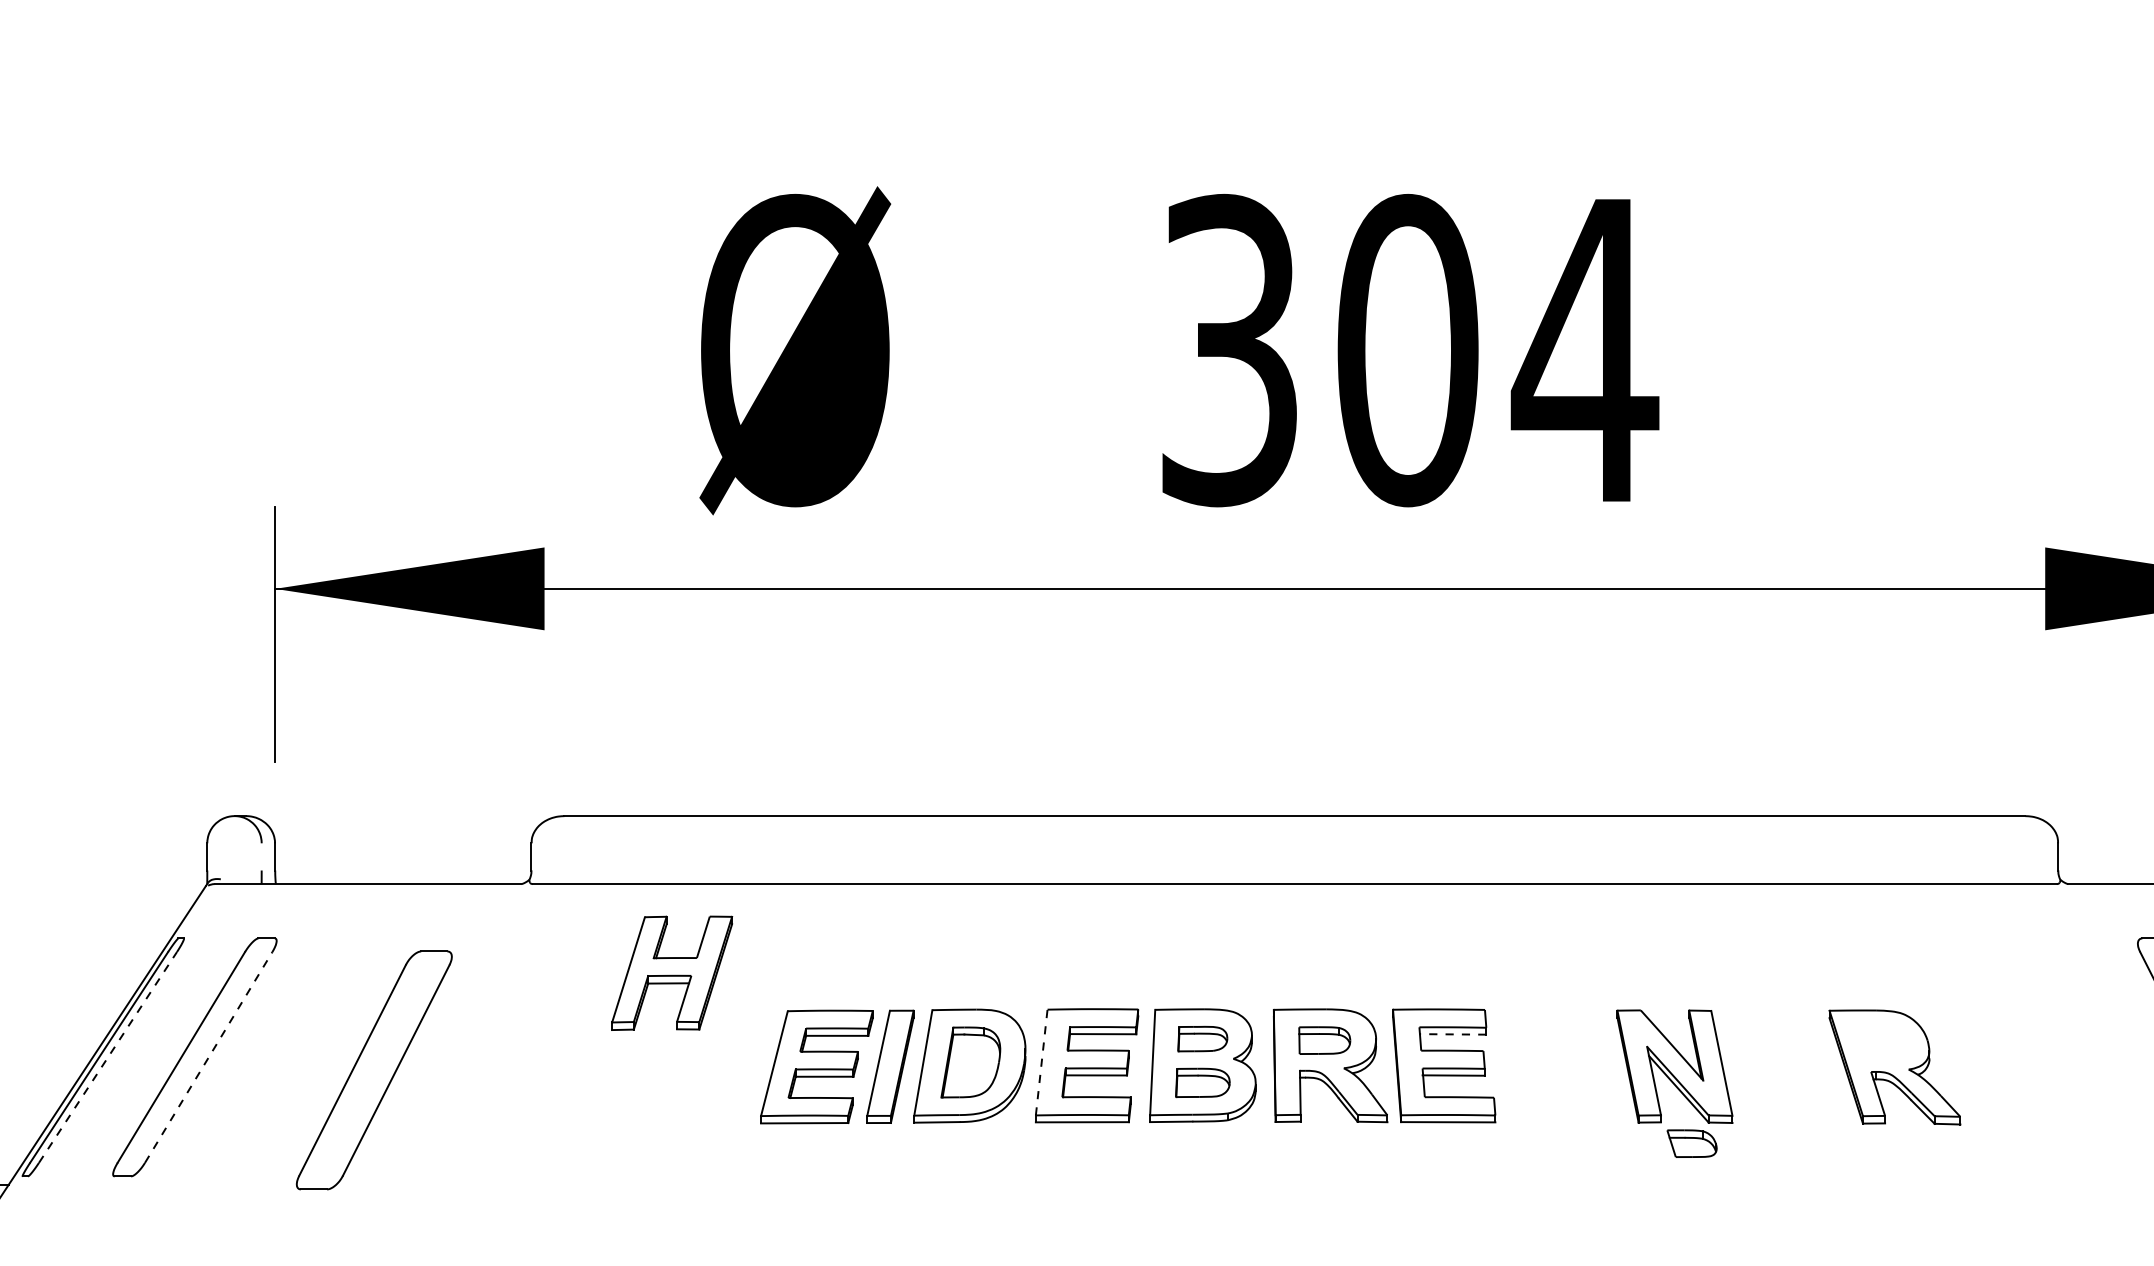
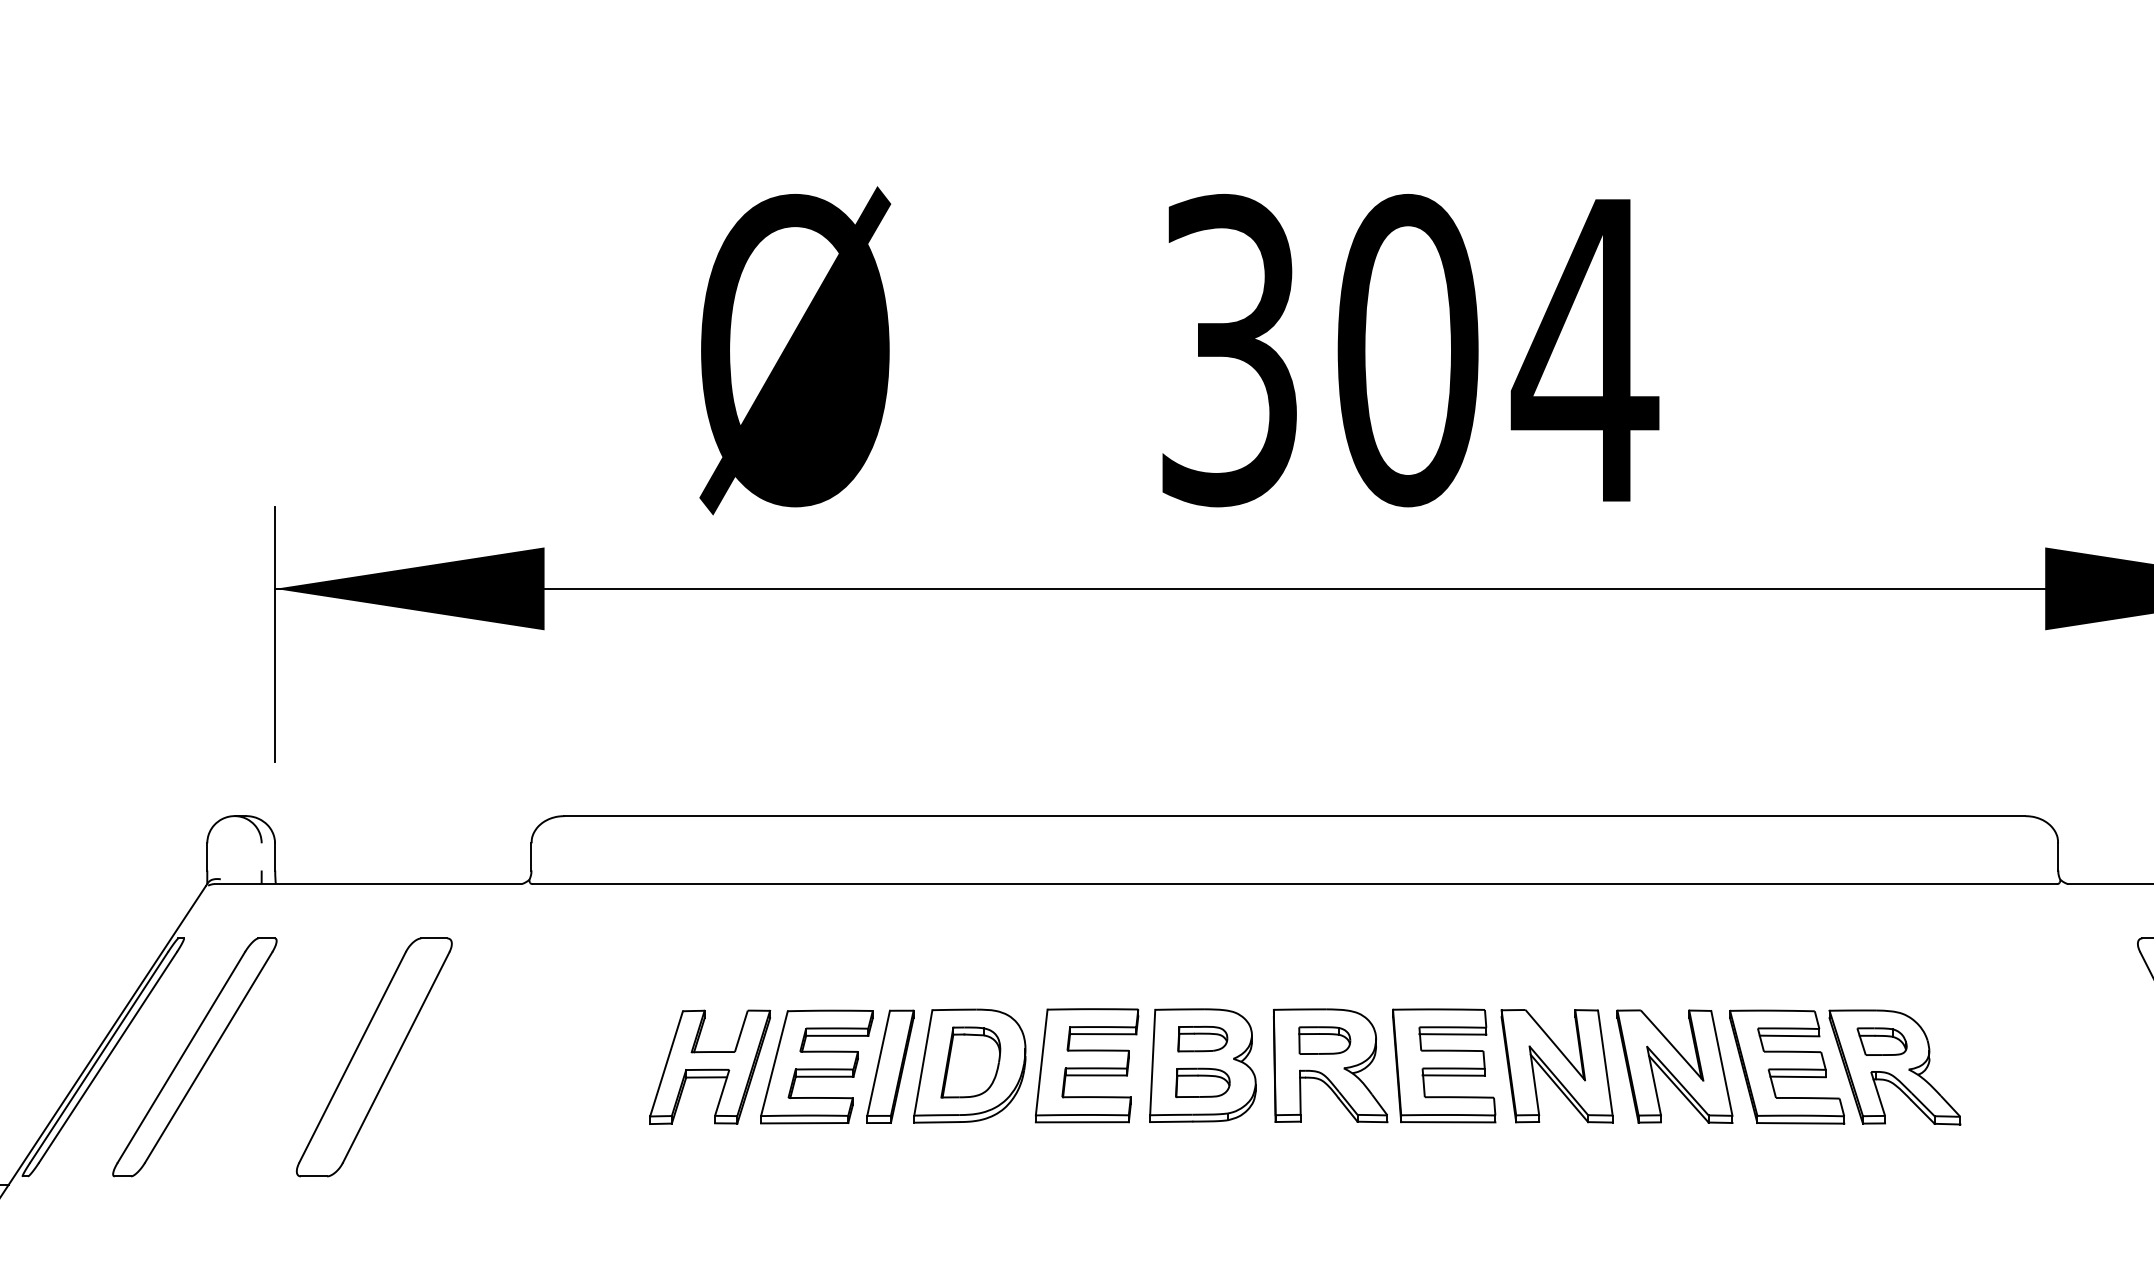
part position: (672, 972) -> (710, 1066) (710, 1066)
line: dashed -> solid (1452, 1034)
line: dashed -> solid (108, 1057)
line: dashed -> solid (209, 1057)
line: dashed -> solid (1041, 1062)
part: none -> present (1556, 1066)
part: none -> present (1787, 1066)
part position: (373, 1070) -> (373, 1057) (373, 1057)
part position: (1691, 1143) -> (1881, 1041) (1881, 1041)
